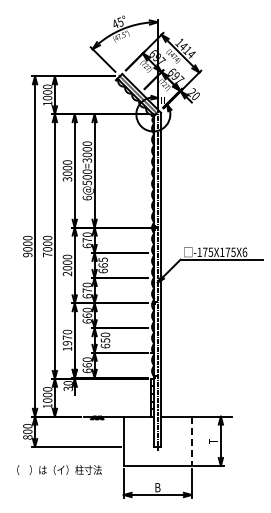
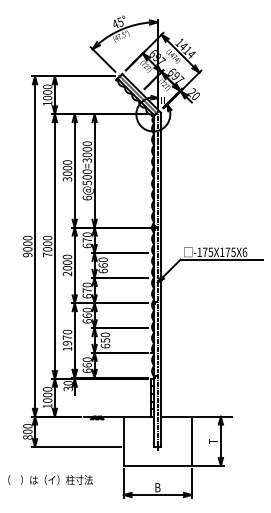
text: 665 -> 660 (102, 259)
line: dashed -> solid (191, 441)
text position: (59, 469) -> (50, 479) (50, 479)
